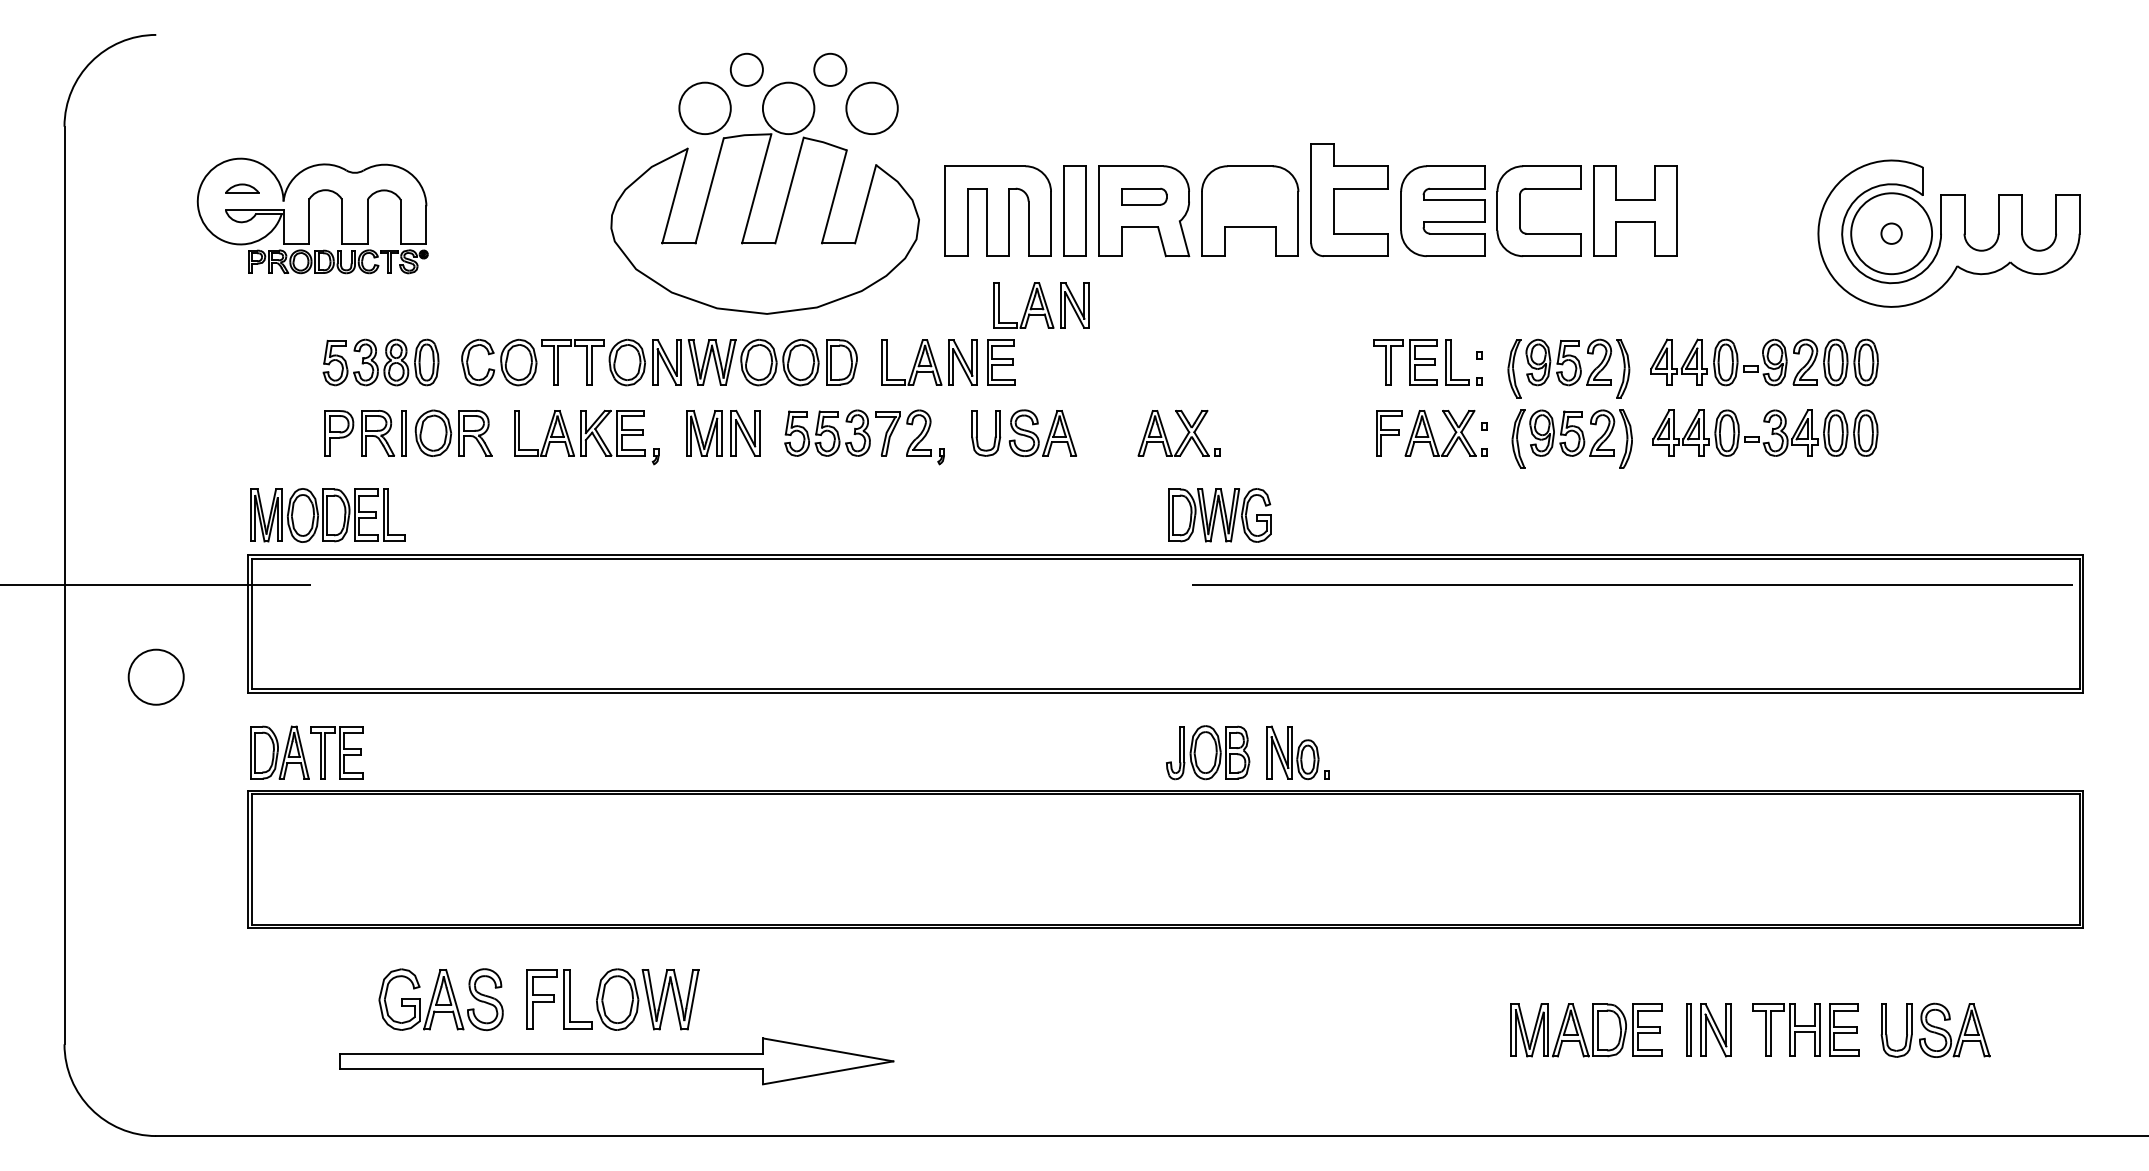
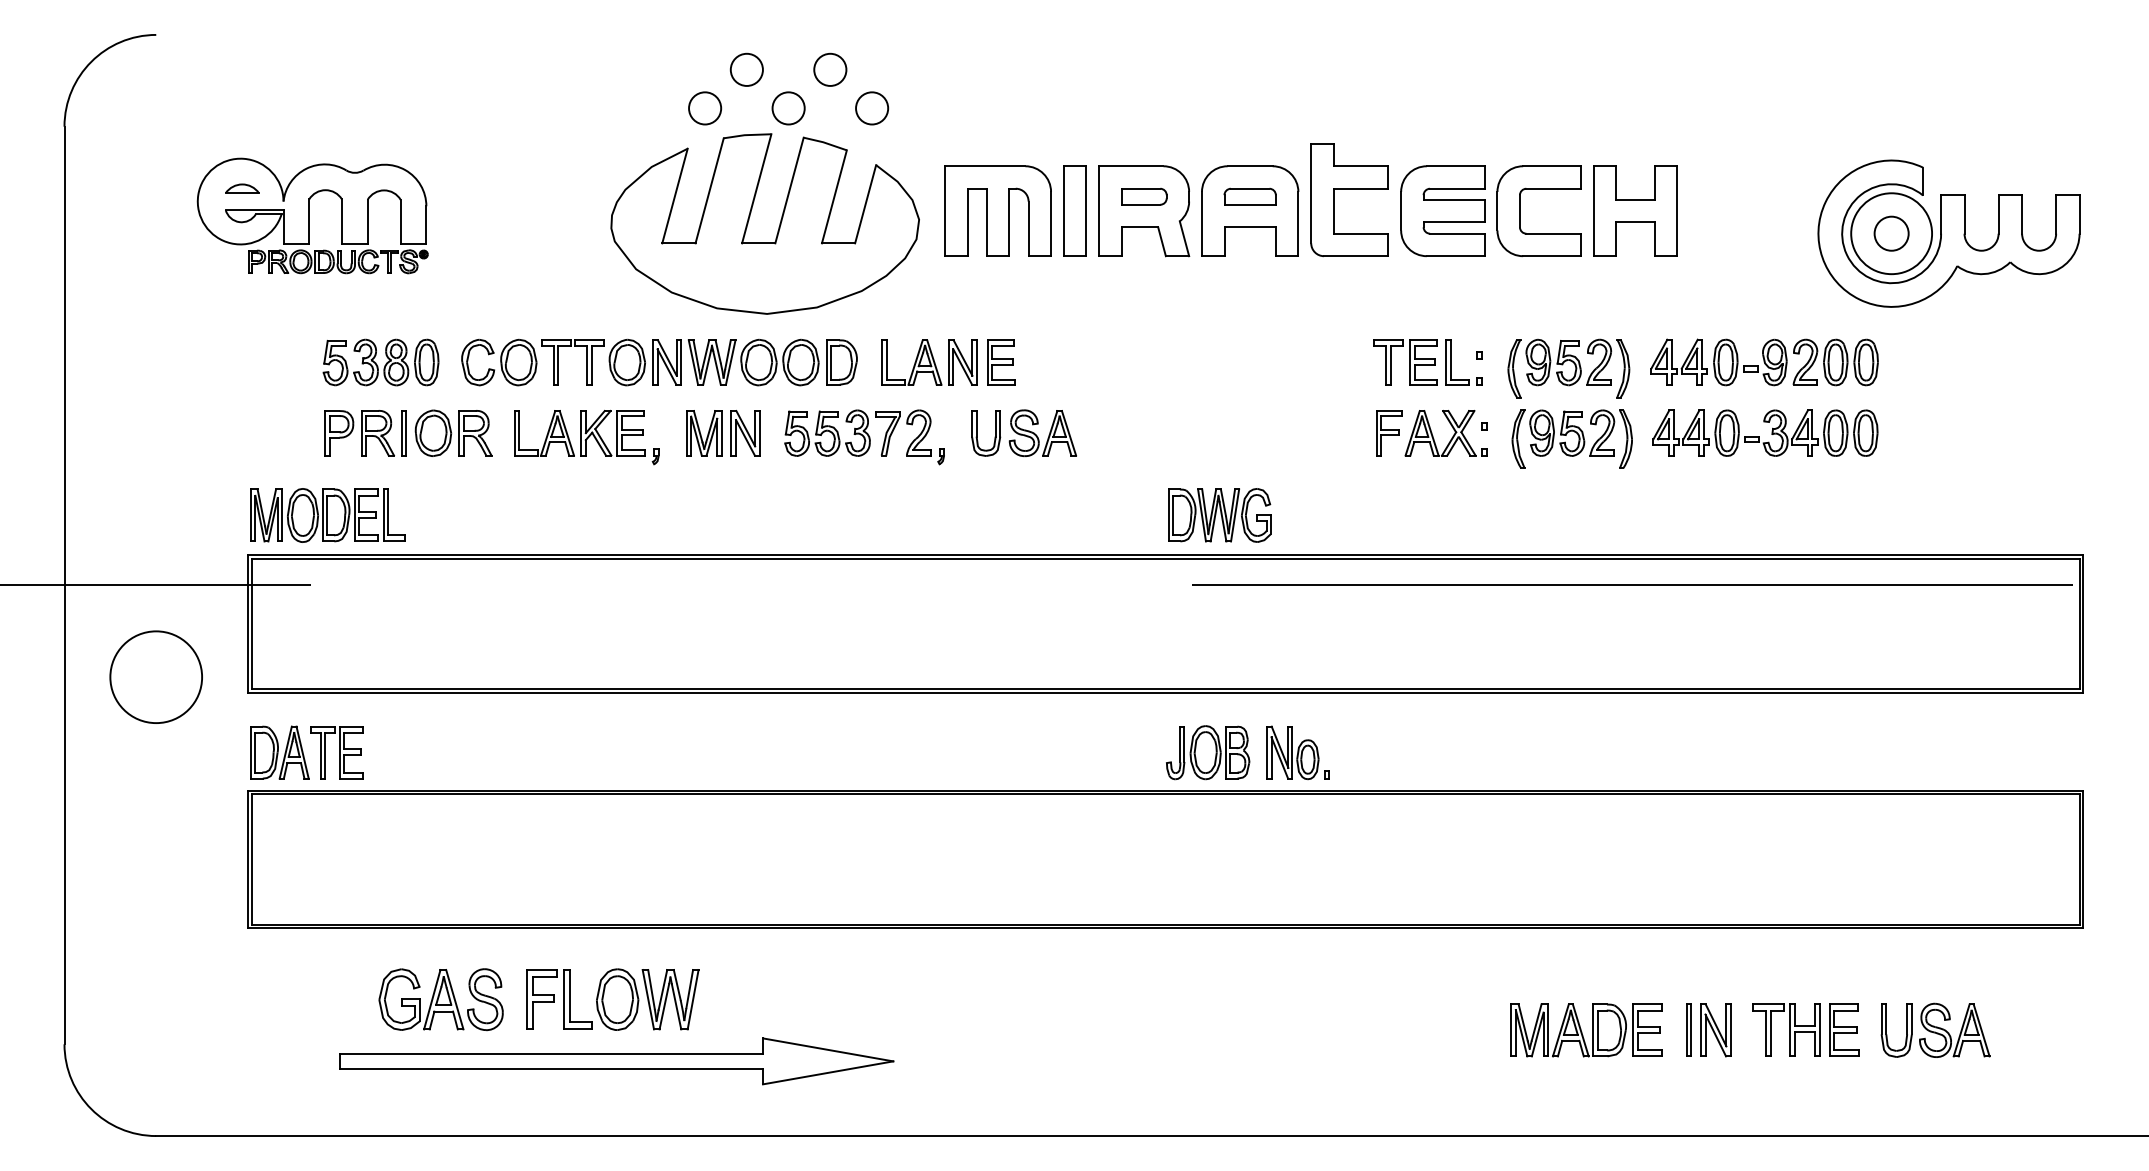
circle diameter: 51 px -> 32 px (705, 108)
circle diameter: 51 px -> 32 px (788, 108)
circle diameter: 51 px -> 32 px (872, 108)
part: none -> present (1249, 196)
circle diameter: 20 px -> 34 px (1891, 233)
part: present -> none (1041, 305)
part: present -> none (1184, 437)
circle diameter: 55 px -> 92 px (156, 677)
